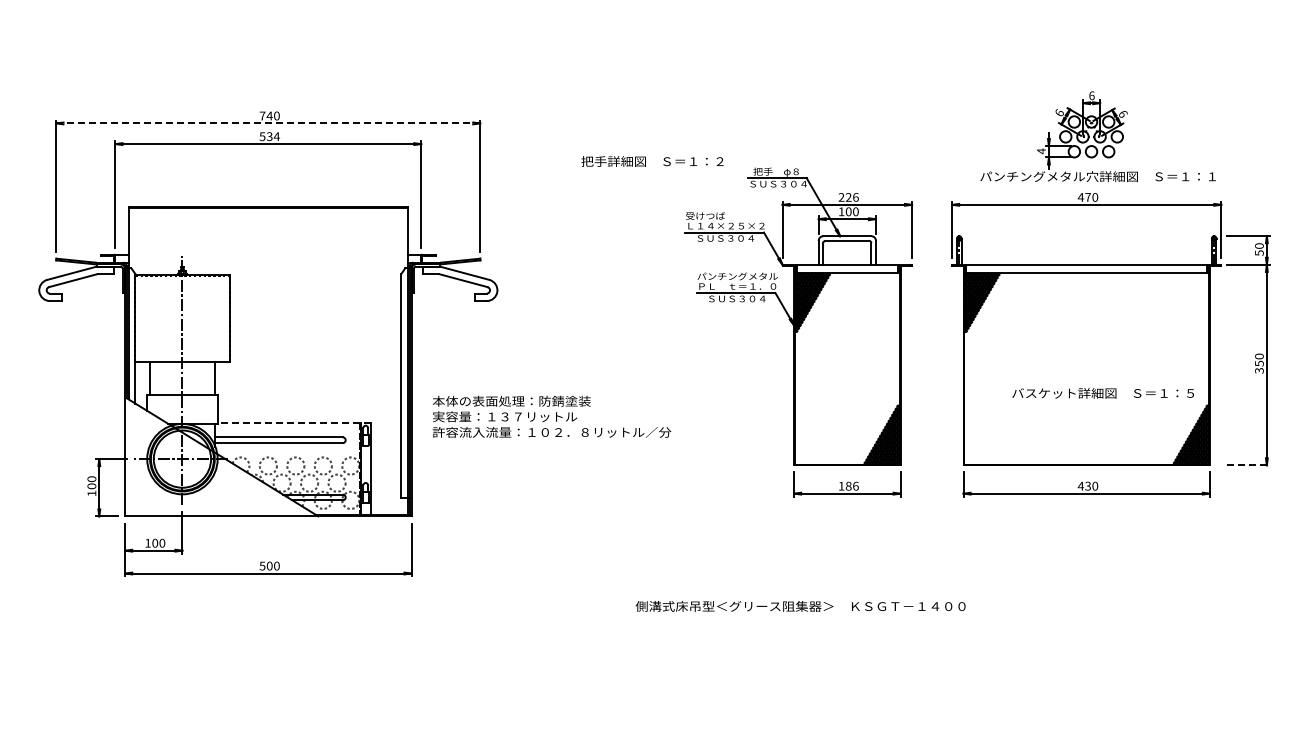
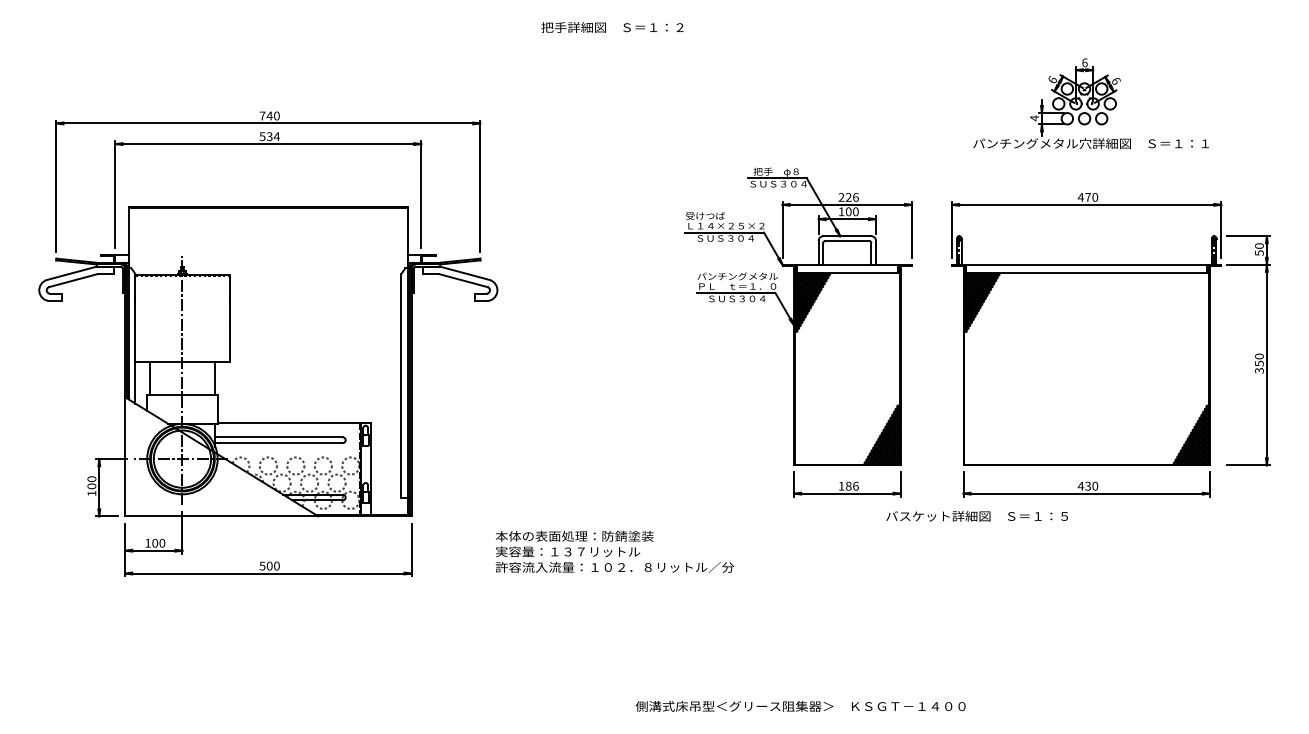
line: dashed -> solid (268, 123)
part position: (1097, 136) -> (1090, 103) (1090, 103)
text position: (652, 161) -> (612, 27) (612, 27)
text position: (1102, 393) -> (976, 516) (976, 516)
text position: (551, 416) -> (614, 551) (614, 551)
line: dashed -> solid (293, 423)
line: dashed -> solid (1248, 465)
text position: (800, 606) -> (800, 706) (800, 706)
